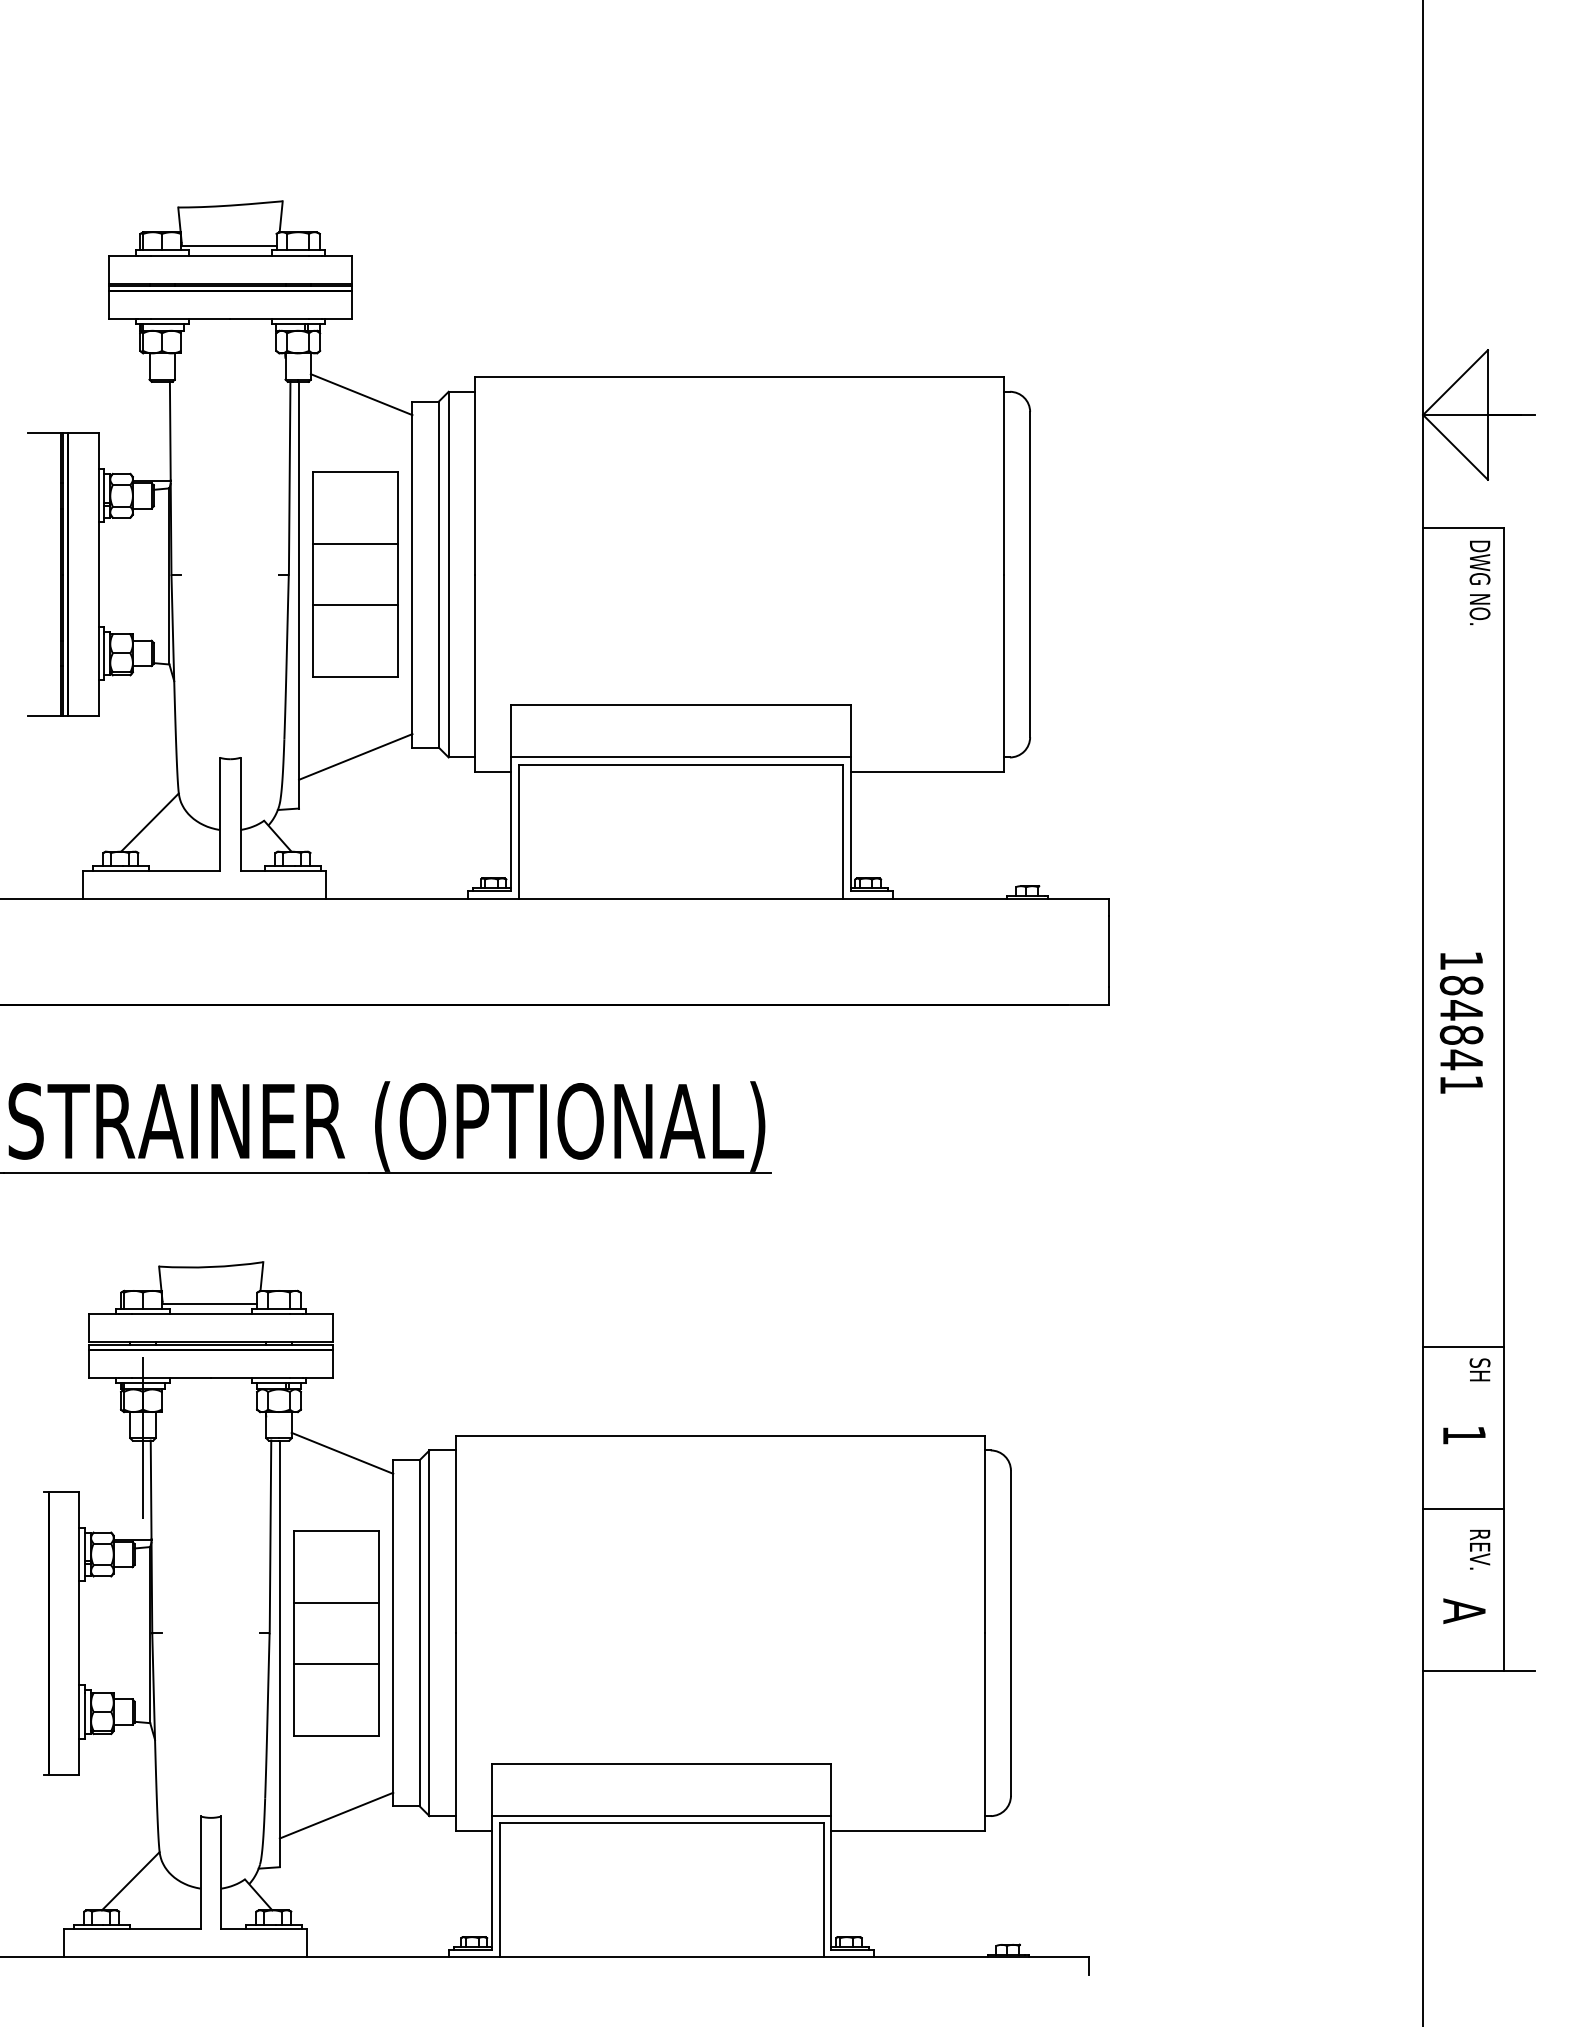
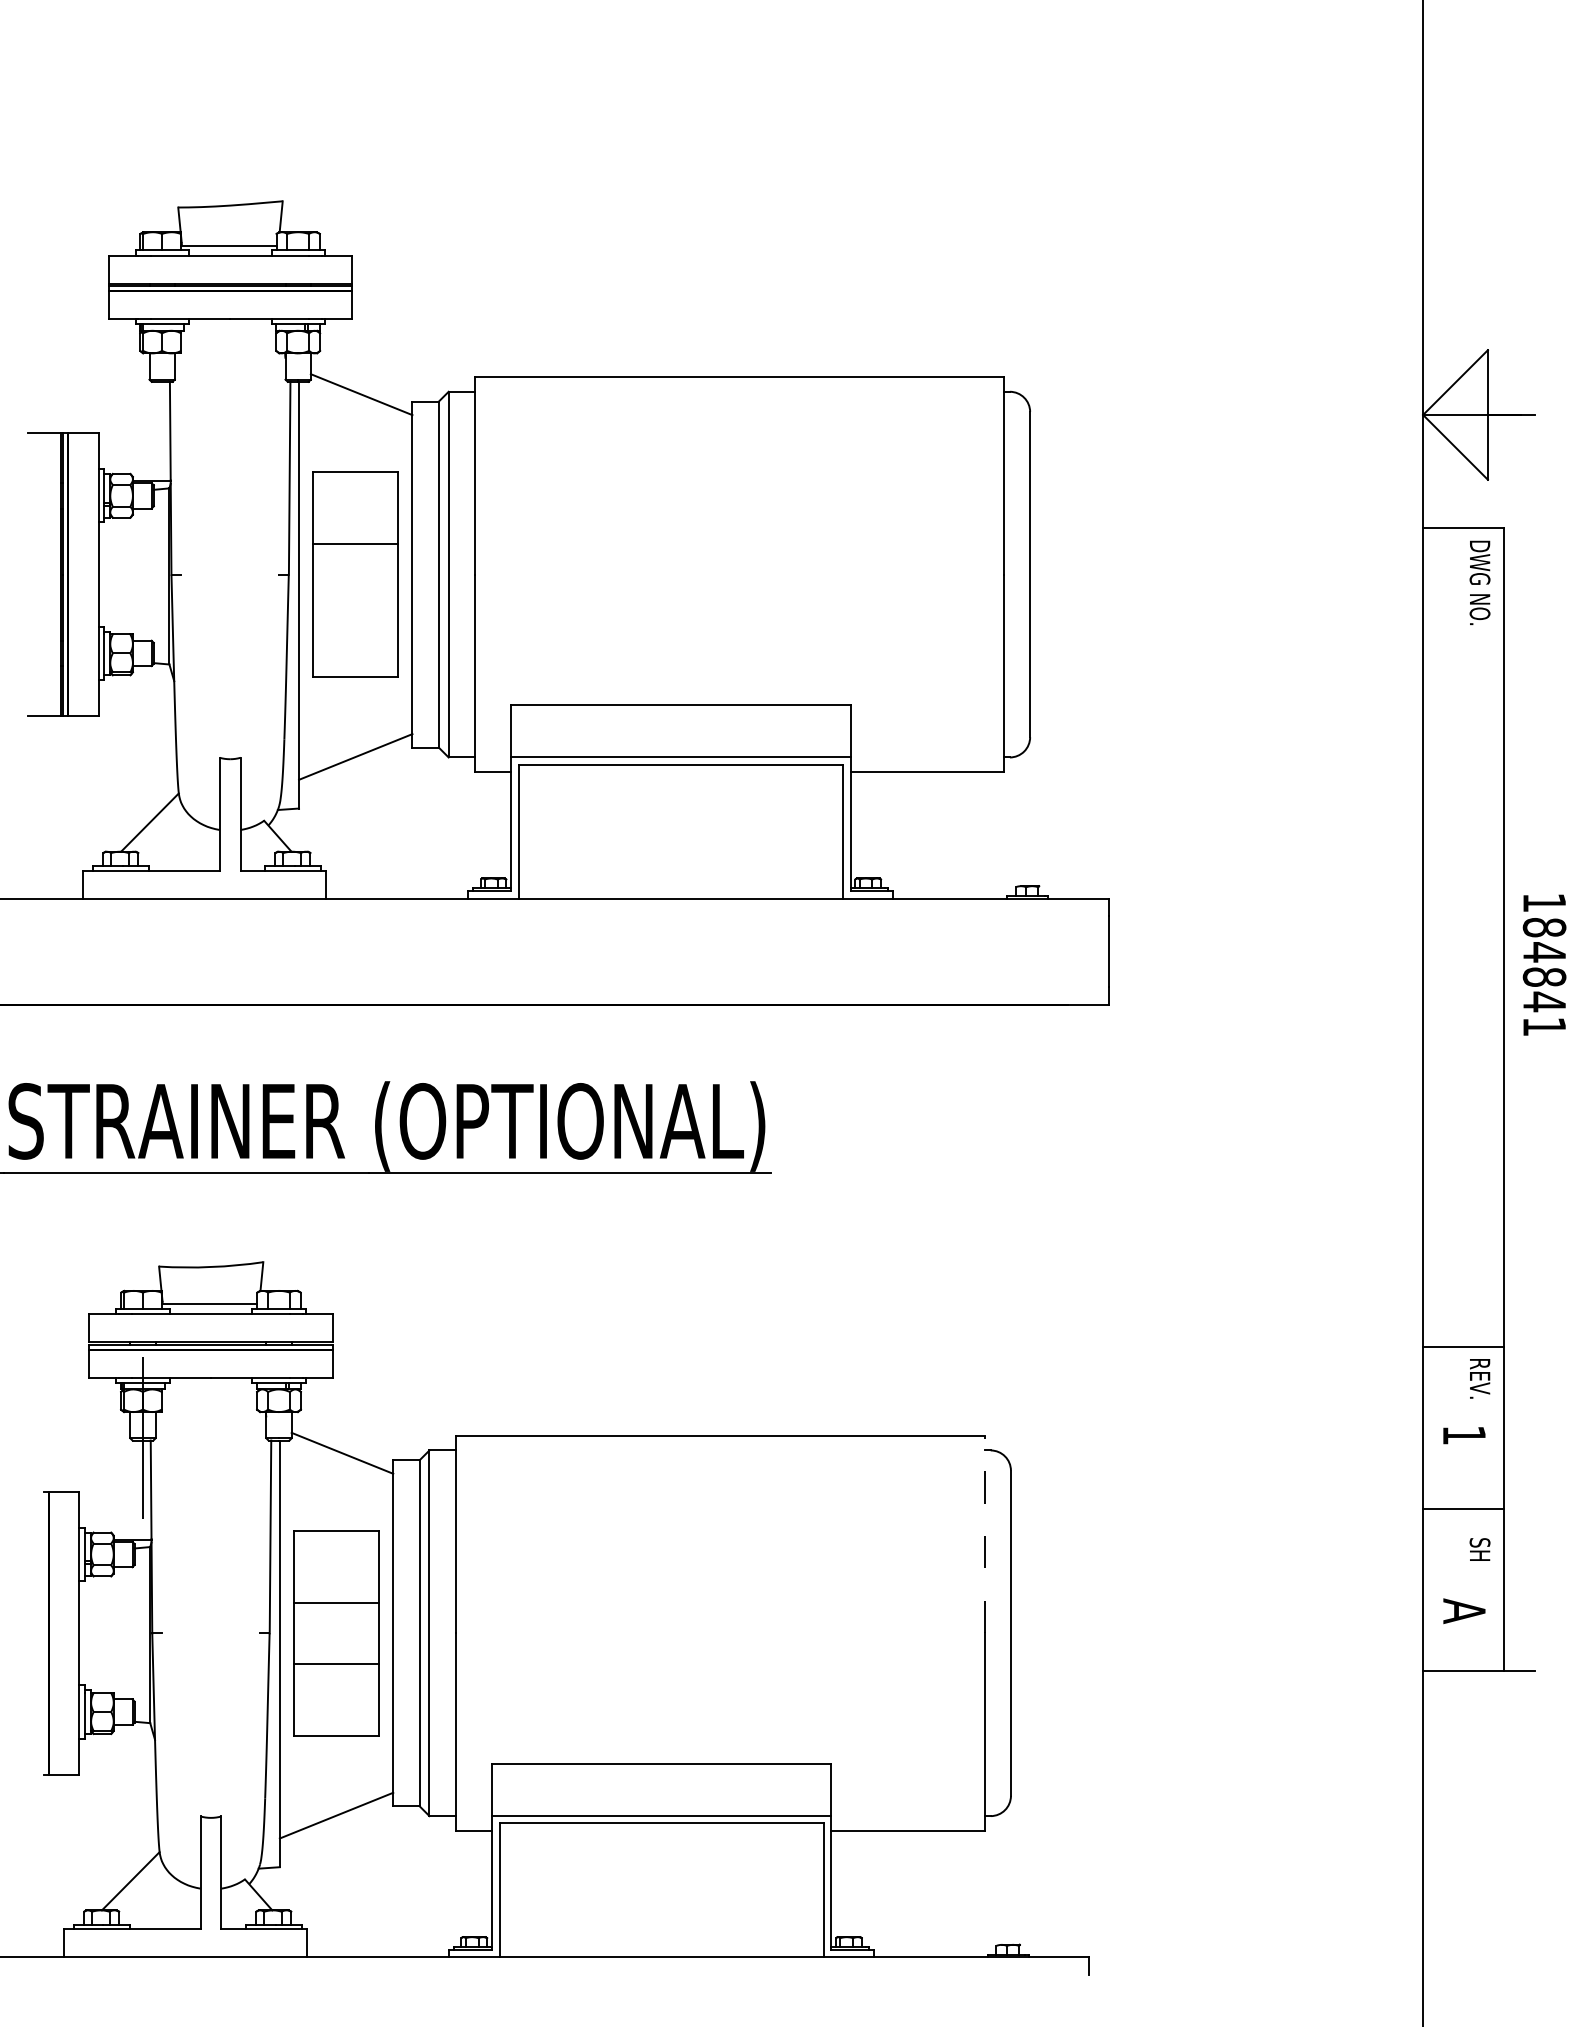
line: present -> none (355, 605)
text position: (1461, 1022) -> (1544, 964) (1544, 964)
text: SH -> REV. (1479, 1378)
line: solid -> dashed (984, 1534)
text: REV. -> SH (1479, 1549)
